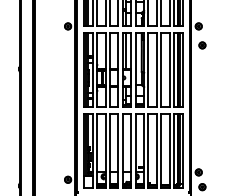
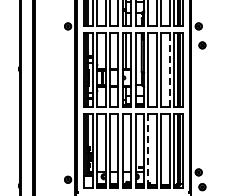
line: solid -> dashed (169, 69)
line: solid -> dashed (148, 150)
